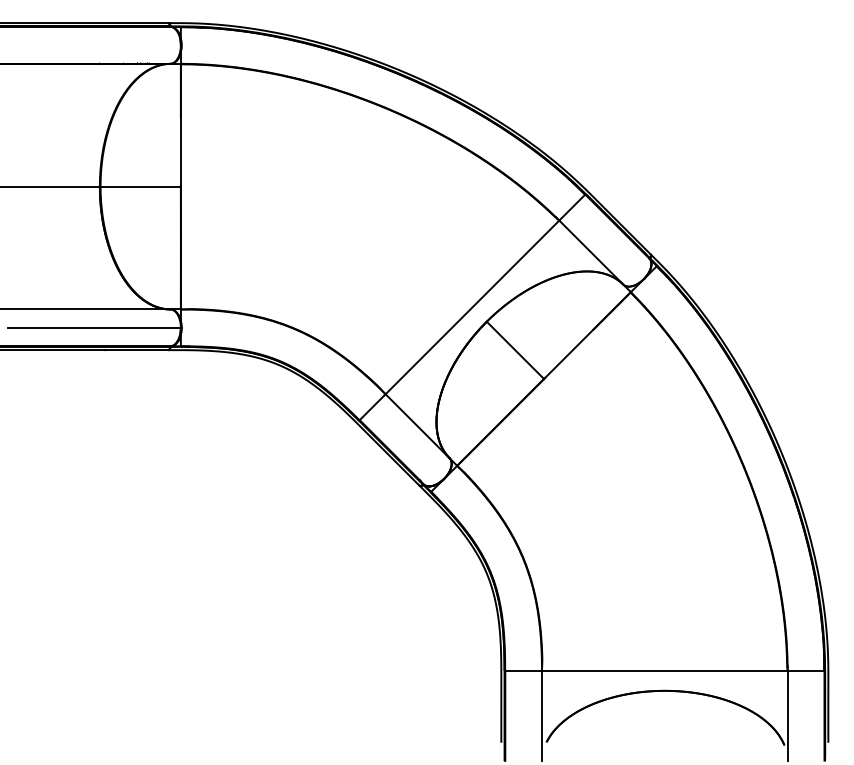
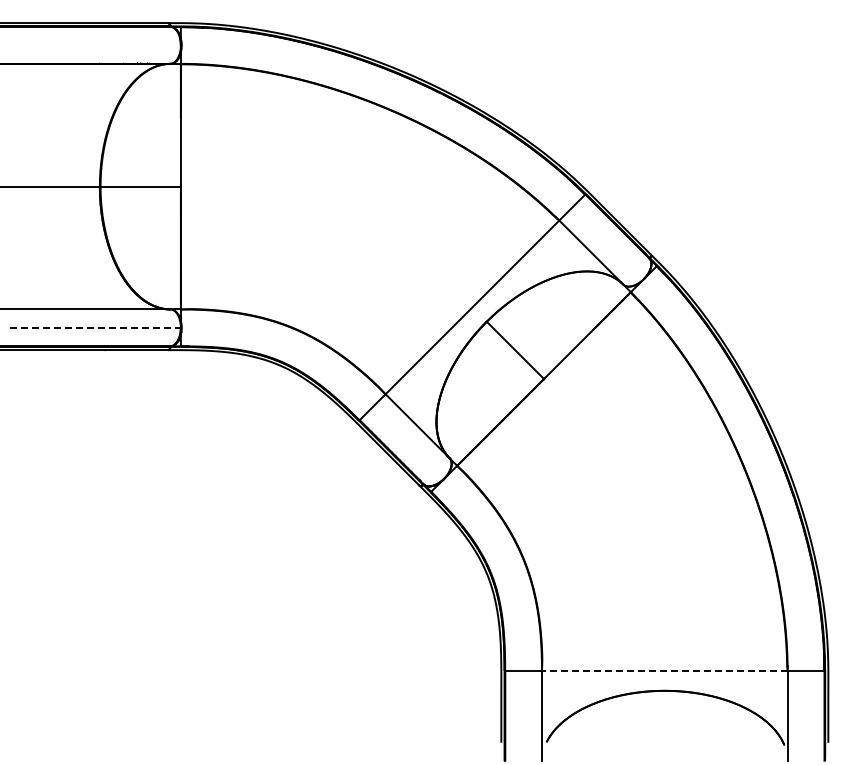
line: solid -> dashed (94, 327)
line: solid -> dashed (664, 670)
